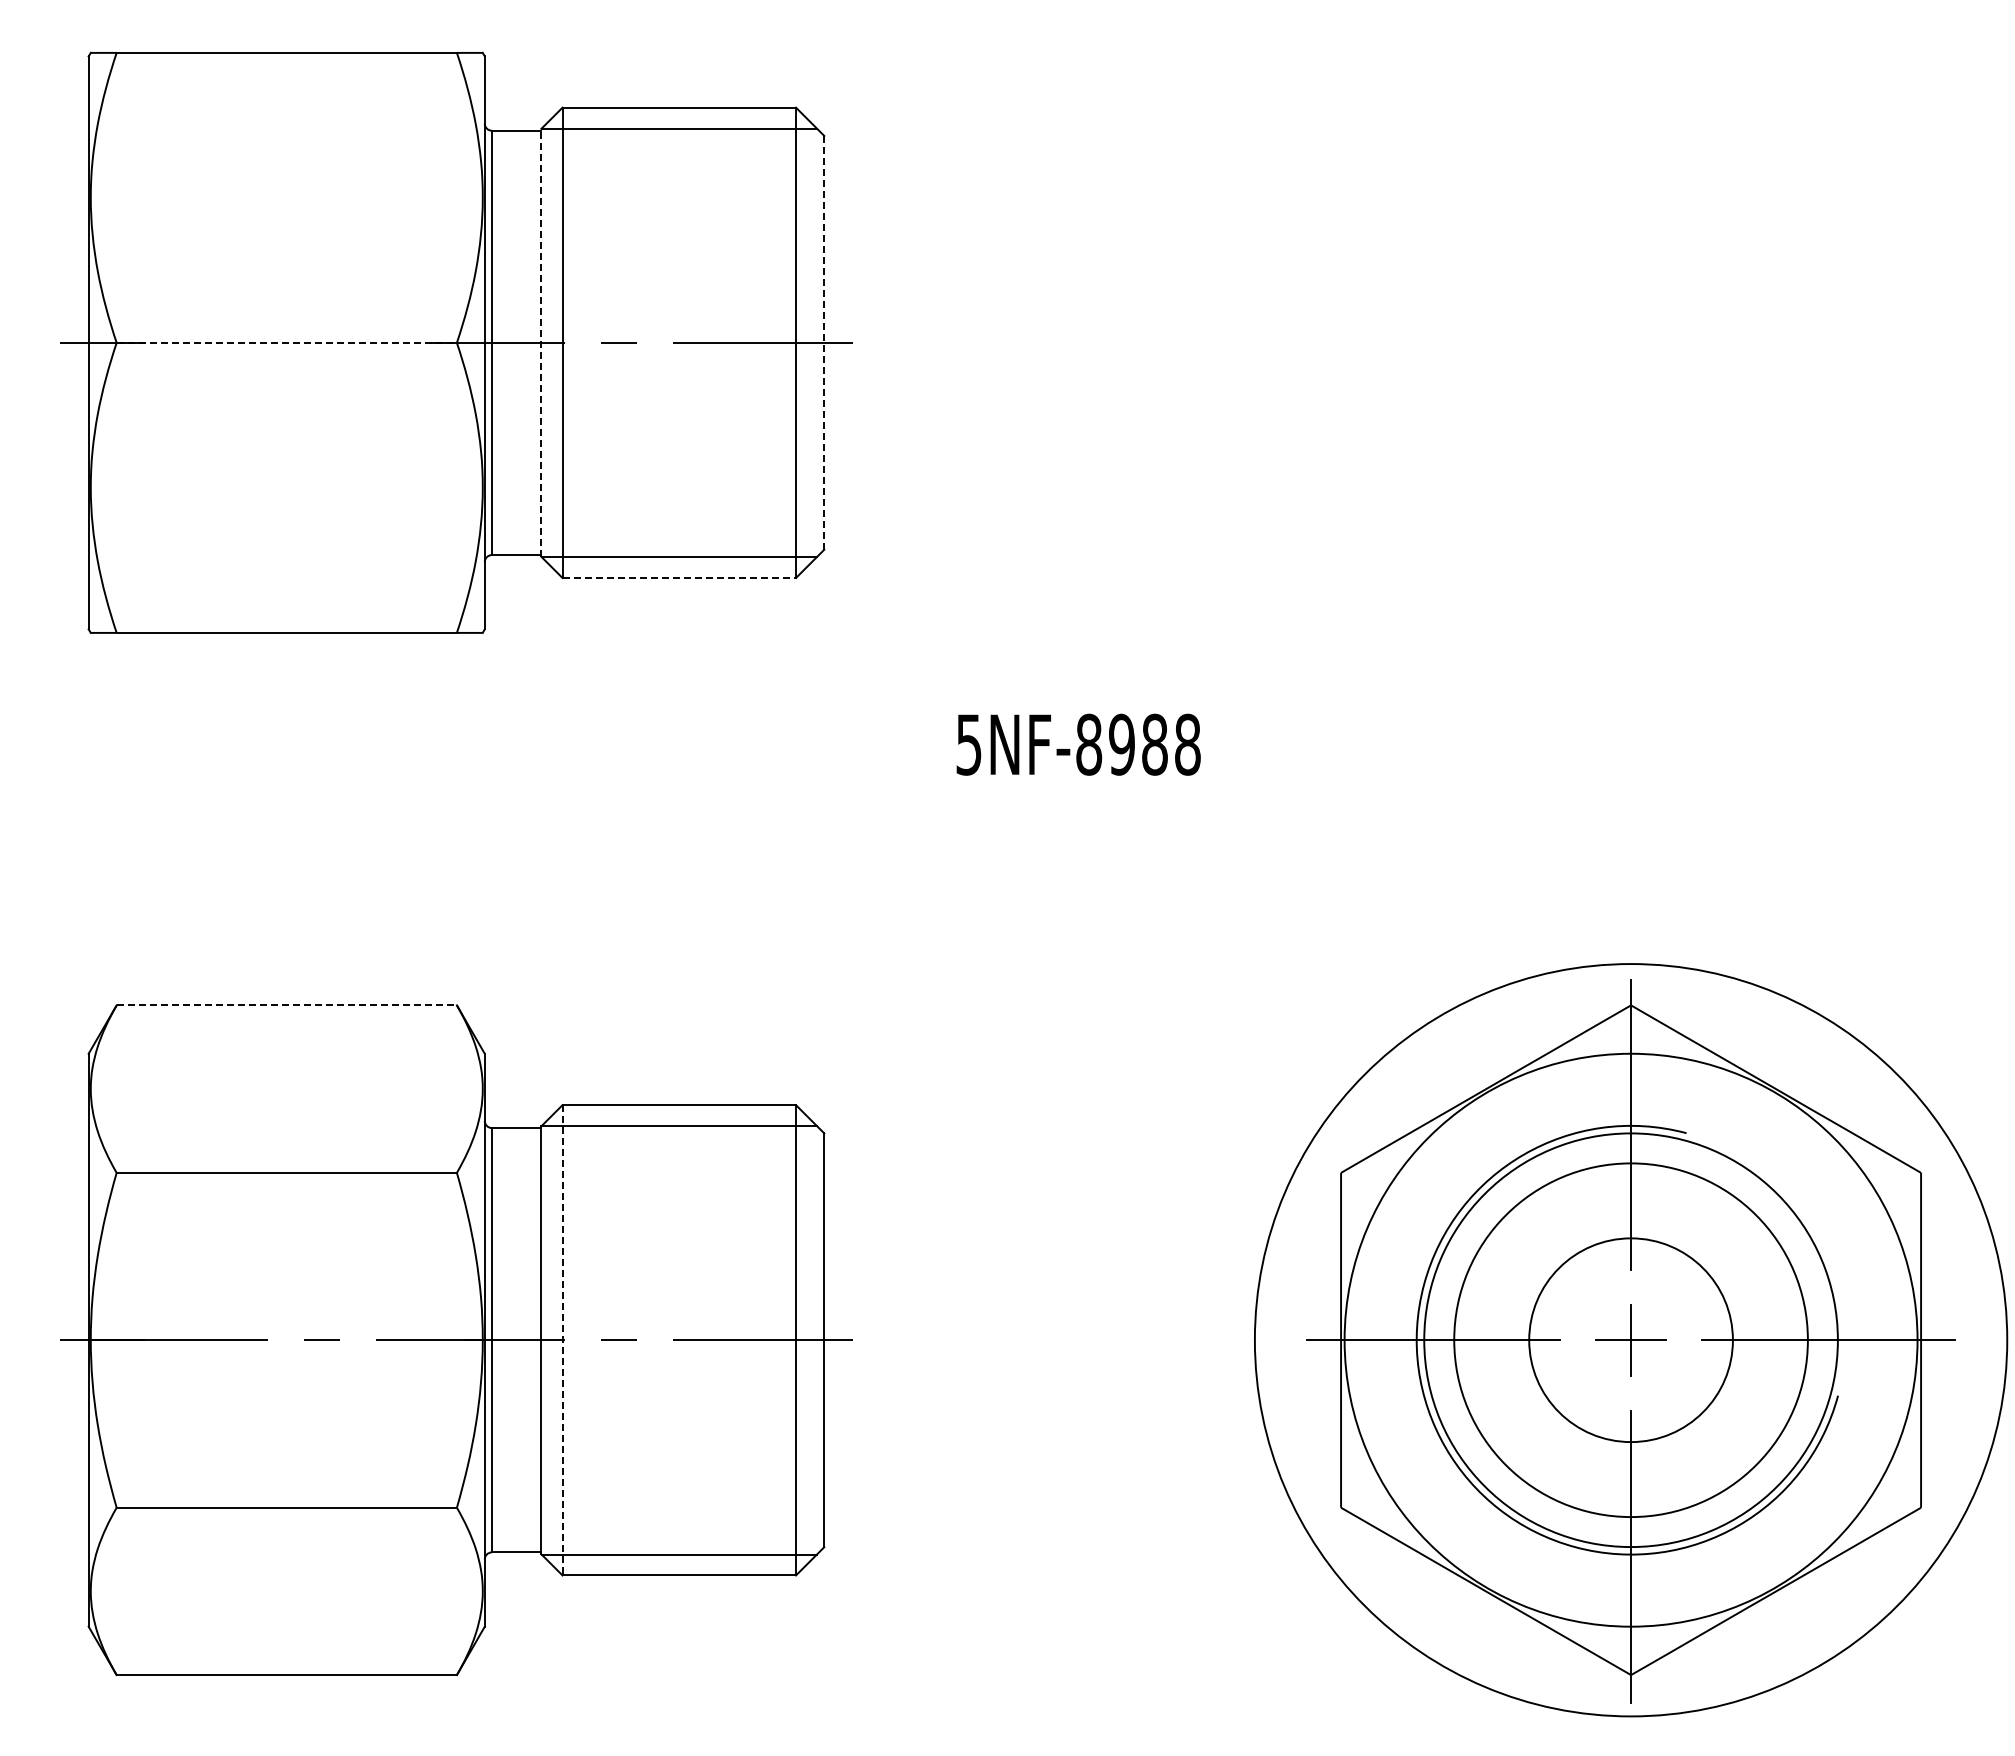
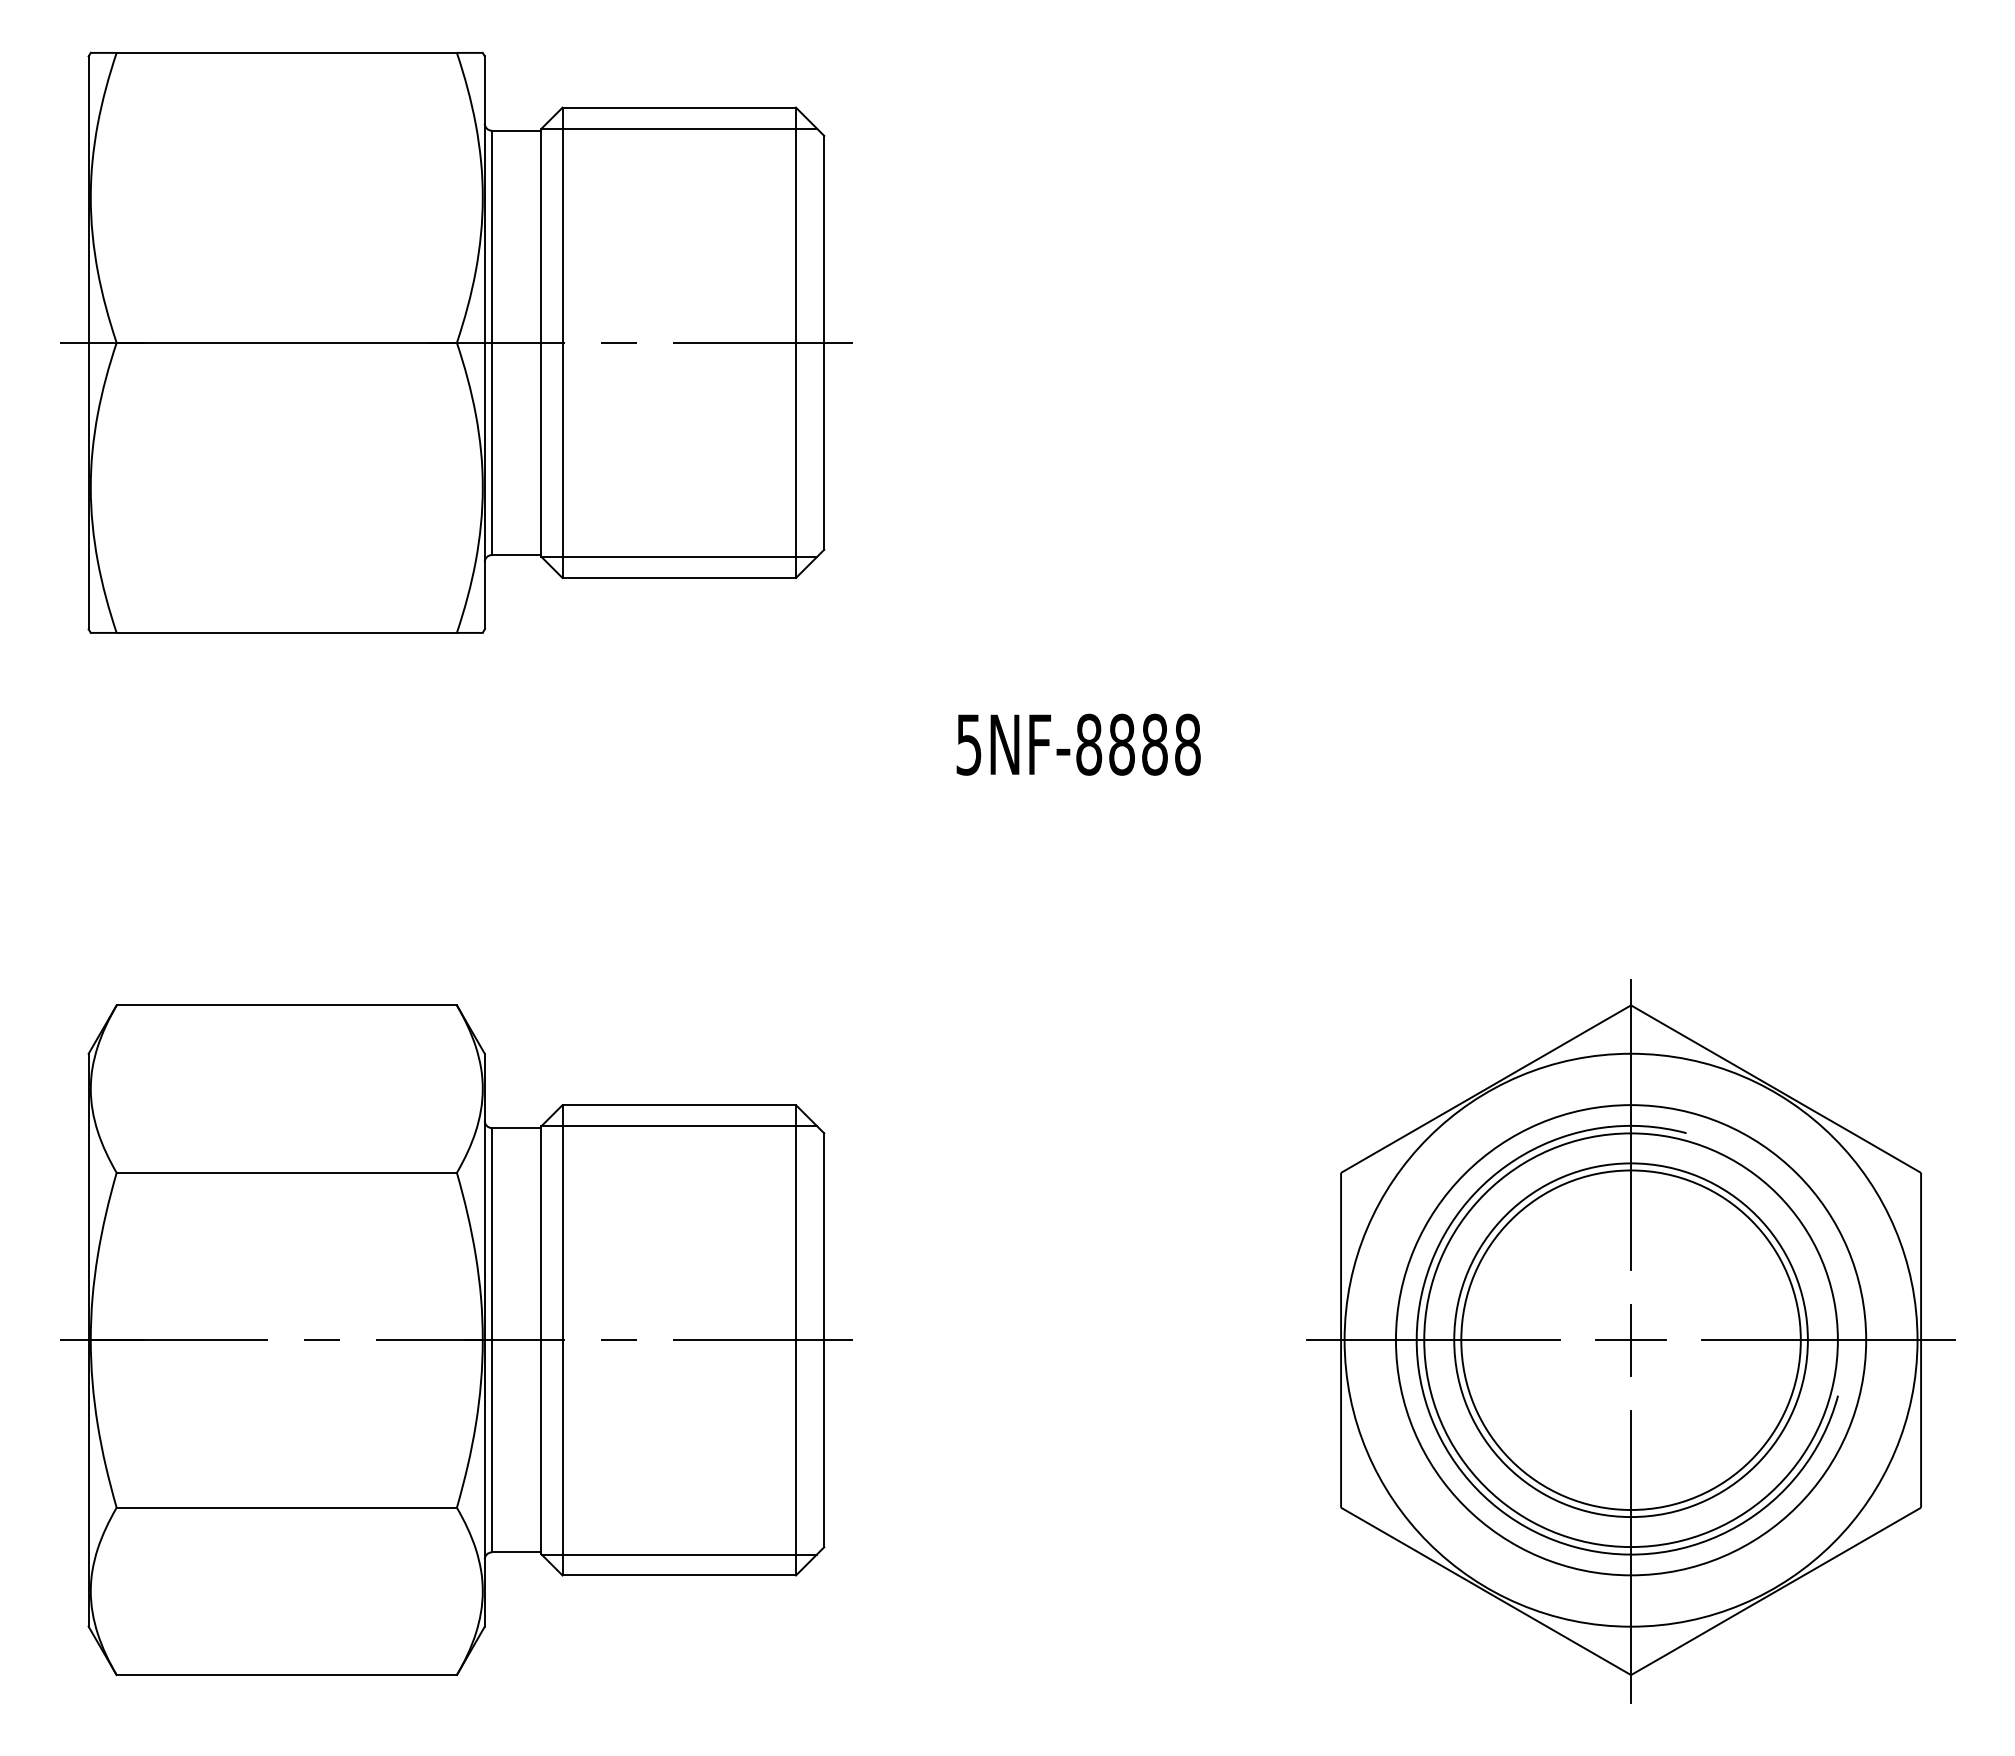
line: dashed -> solid (287, 342)
line: dashed -> solid (541, 342)
line: dashed -> solid (824, 342)
line: dashed -> solid (679, 578)
text: 5NF-8988 -> 5NF-8888 (1121, 744)
line: dashed -> solid (287, 1005)
line: dashed -> solid (562, 1340)
circle diameter: 204 px -> 340 px (1630, 1339)
circle diameter: 752 px -> 470 px (1630, 1340)
